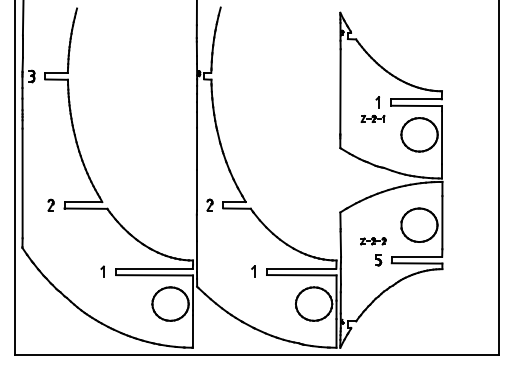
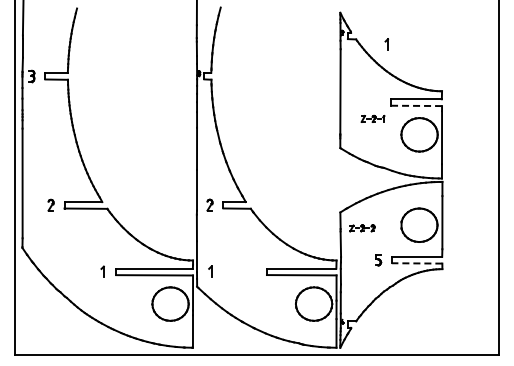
part position: (377, 102) -> (386, 44) (386, 44)
line: solid -> dashed (416, 105)
part position: (373, 241) -> (362, 228) (362, 228)
line: solid -> dashed (416, 263)
part position: (253, 271) -> (210, 271) (210, 271)
